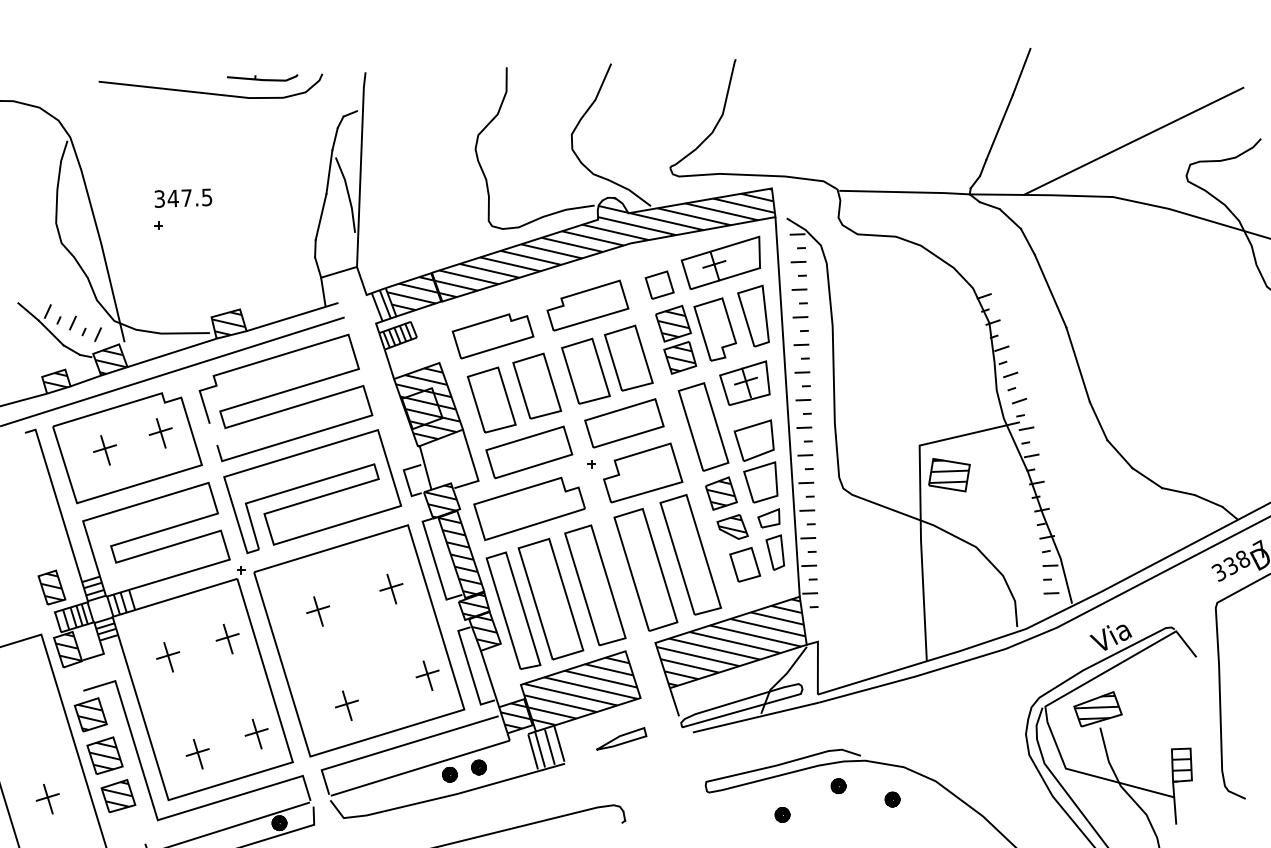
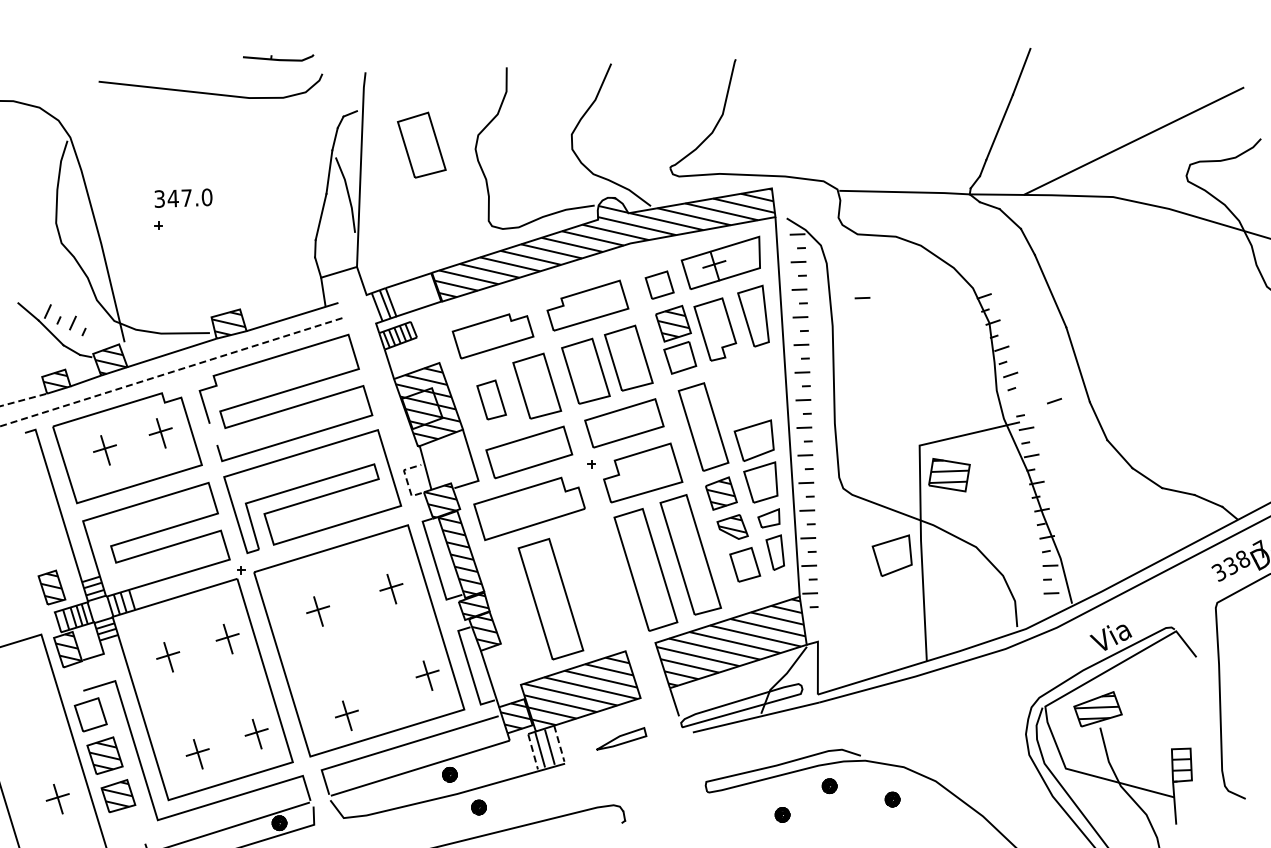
part position: (262, 77) -> (278, 57) (278, 57)
part: none -> present (421, 144)
text: 347.5 -> 347.0 (206, 197)
hatch: present -> none (412, 293)
line: none -> present (862, 298)
line: present -> none (97, 334)
hatch: present -> none (680, 358)
line: solid -> dashed (172, 371)
part: present -> none (744, 382)
line: solid -> dashed (23, 399)
part size: 51x68 px -> 31x42 px (491, 399)
line position: (1019, 401) -> (1054, 401) (1054, 401)
line: solid -> dashed (406, 479)
part: none -> present (891, 555)
part: present -> none (595, 585)
part: present -> none (513, 610)
part position: (346, 705) -> (346, 715) (346, 715)
hatch: present -> none (91, 713)
line: solid -> dashed (559, 743)
line: solid -> dashed (533, 752)
part position: (478, 767) -> (478, 807) (478, 807)
part position: (838, 786) -> (829, 786) (829, 786)
part position: (47, 799) -> (57, 799) (57, 799)
